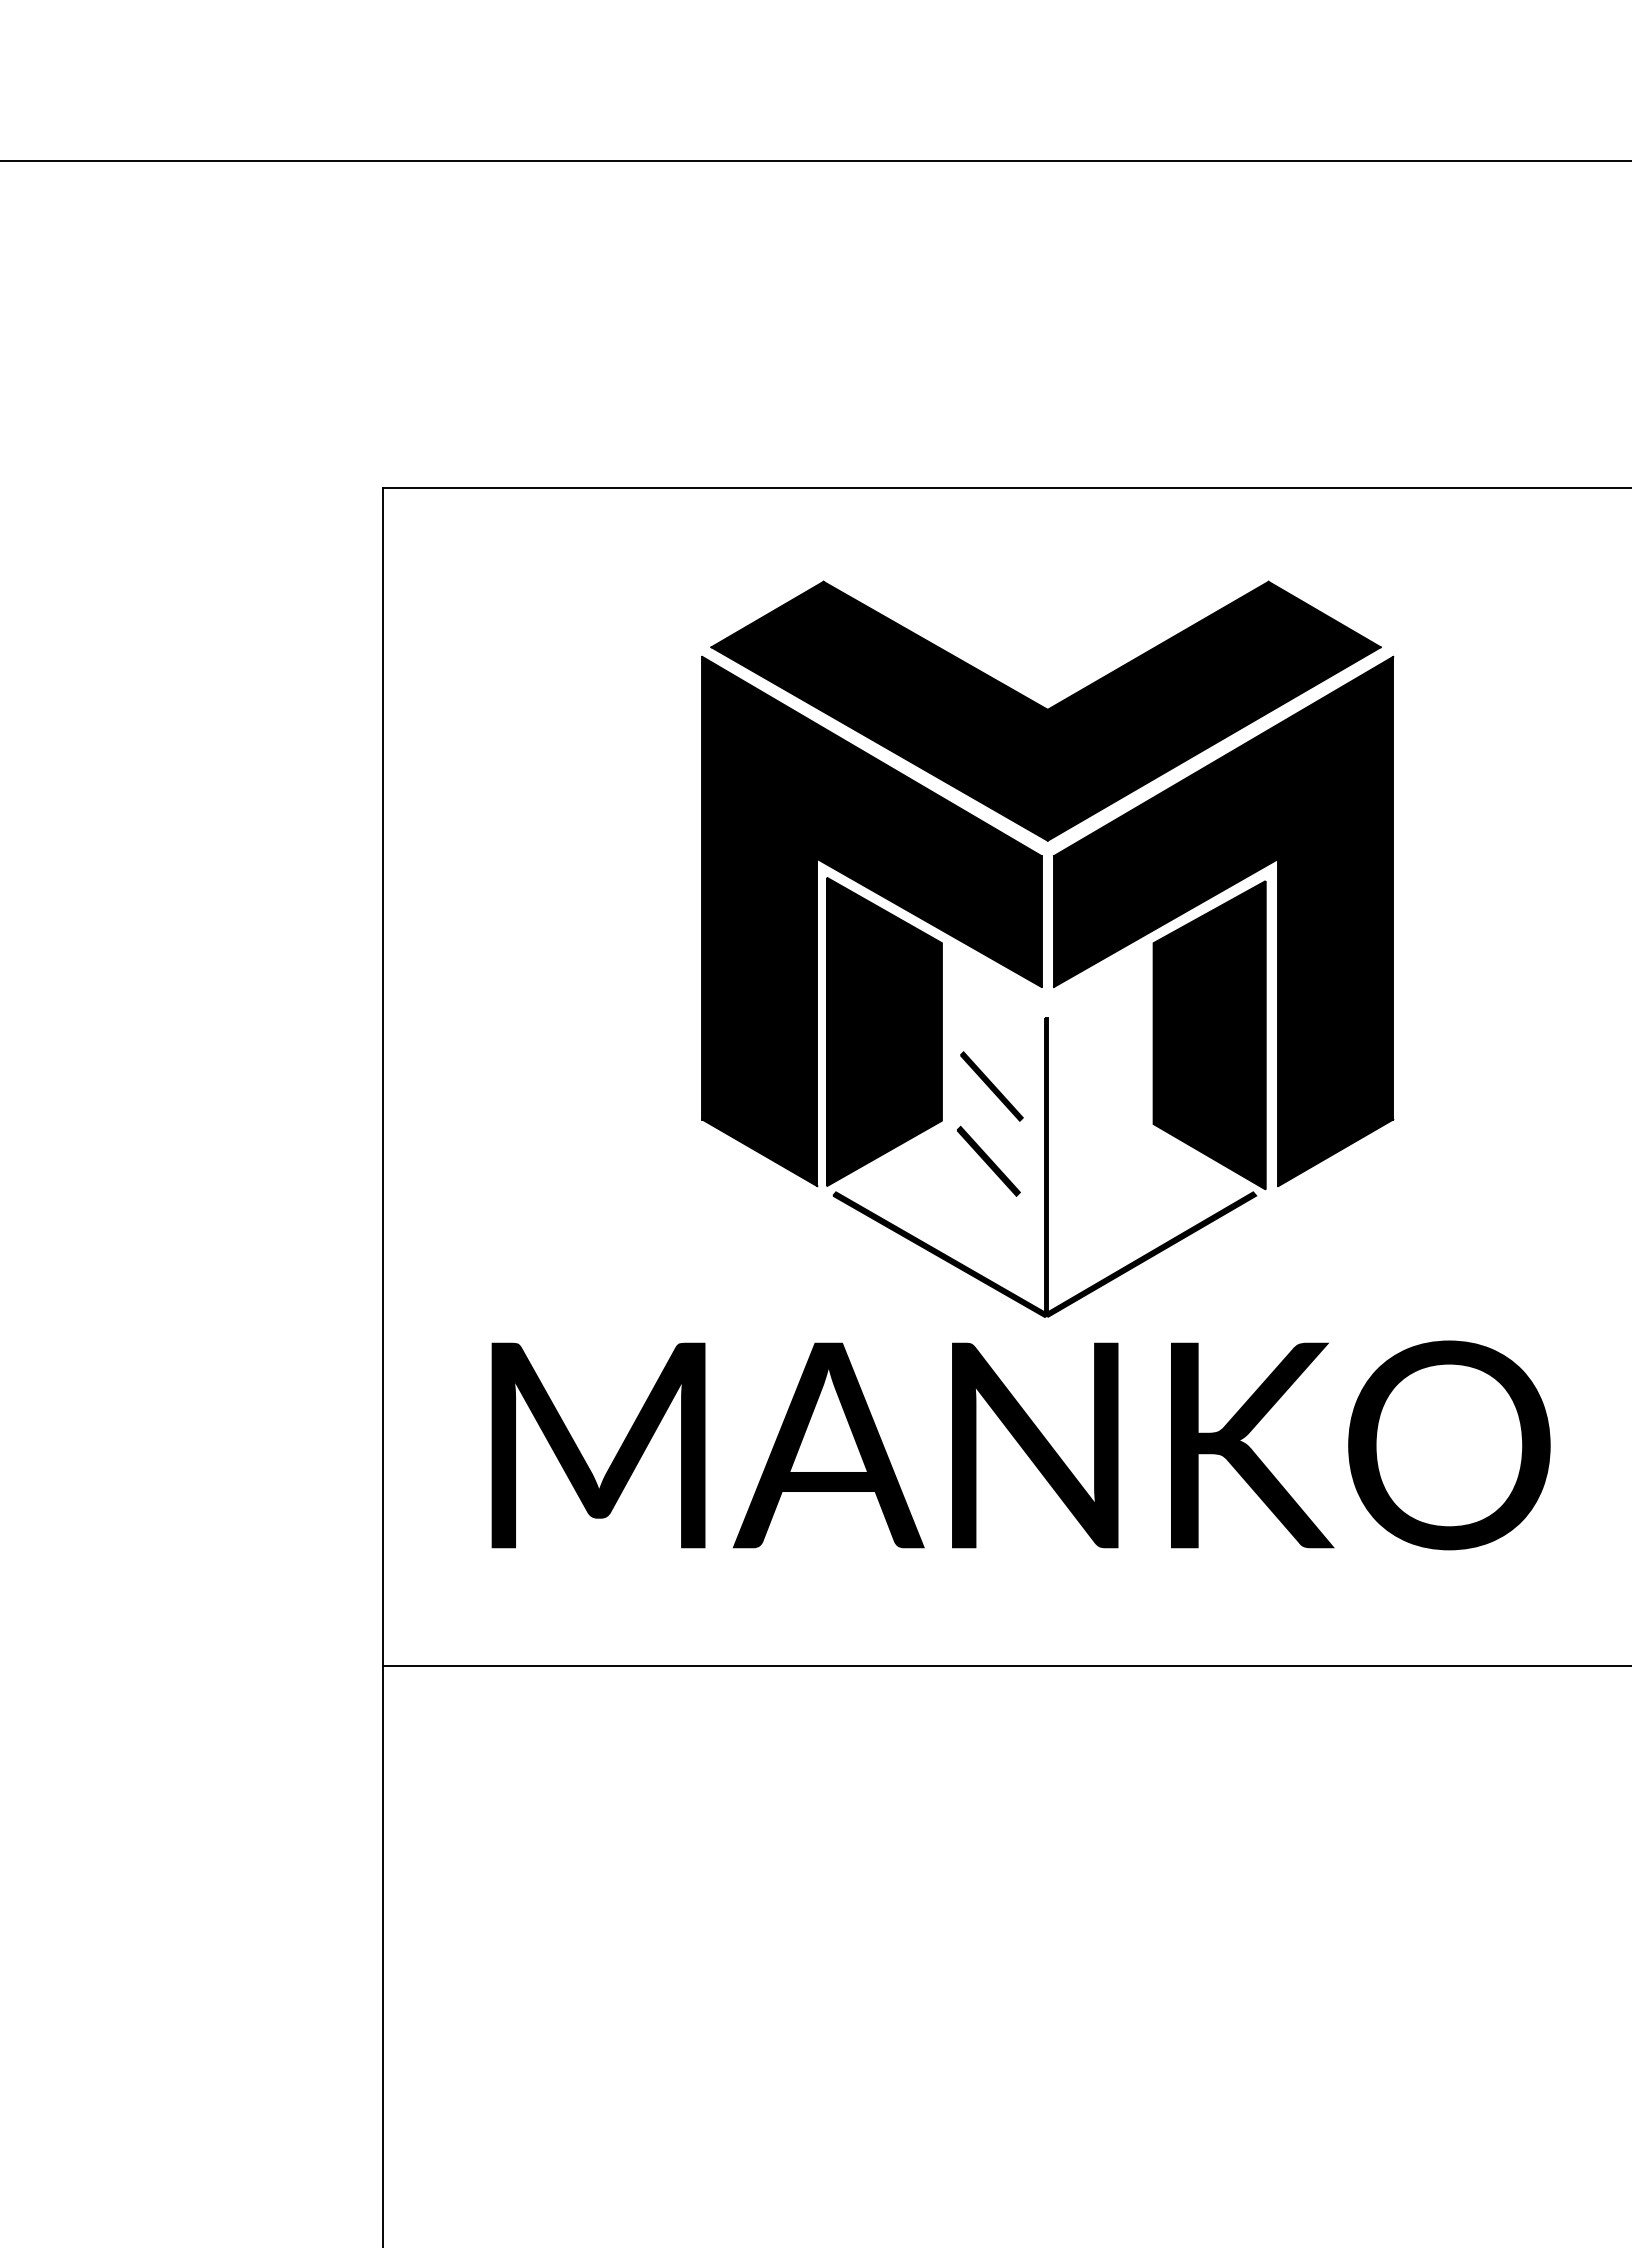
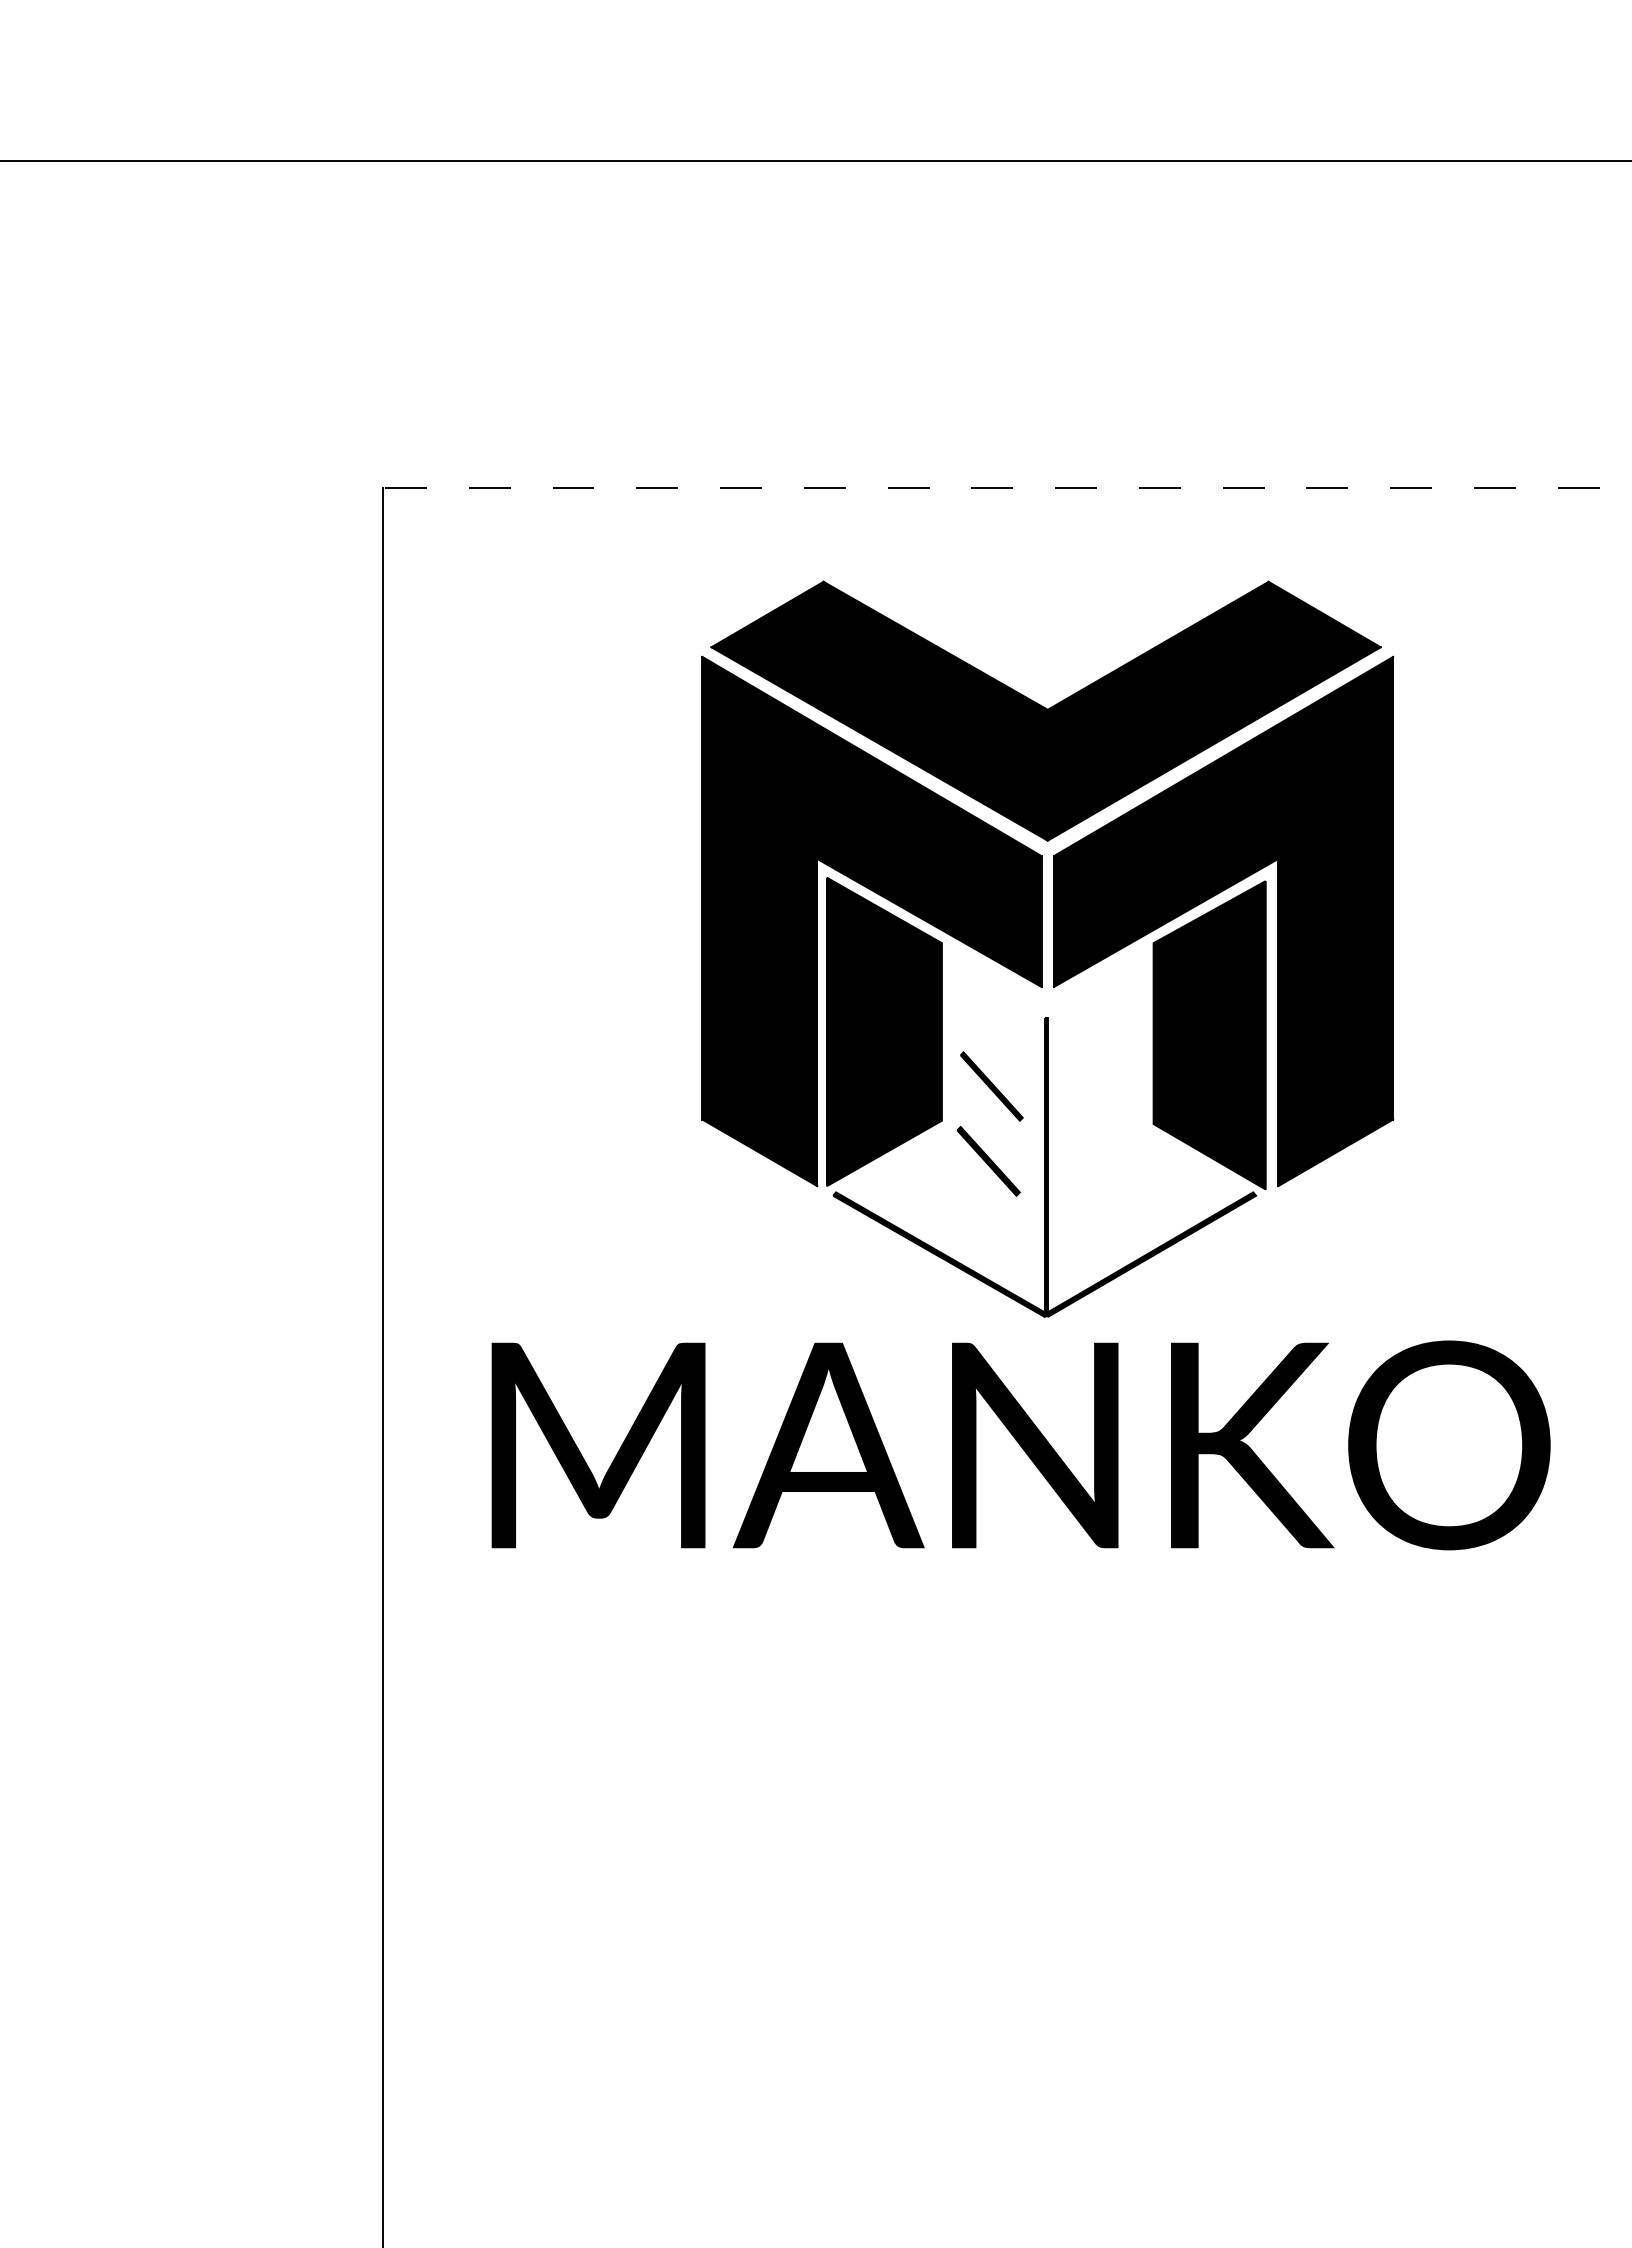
line: solid -> dashed (1007, 487)
line: present -> none (1005, 1666)
